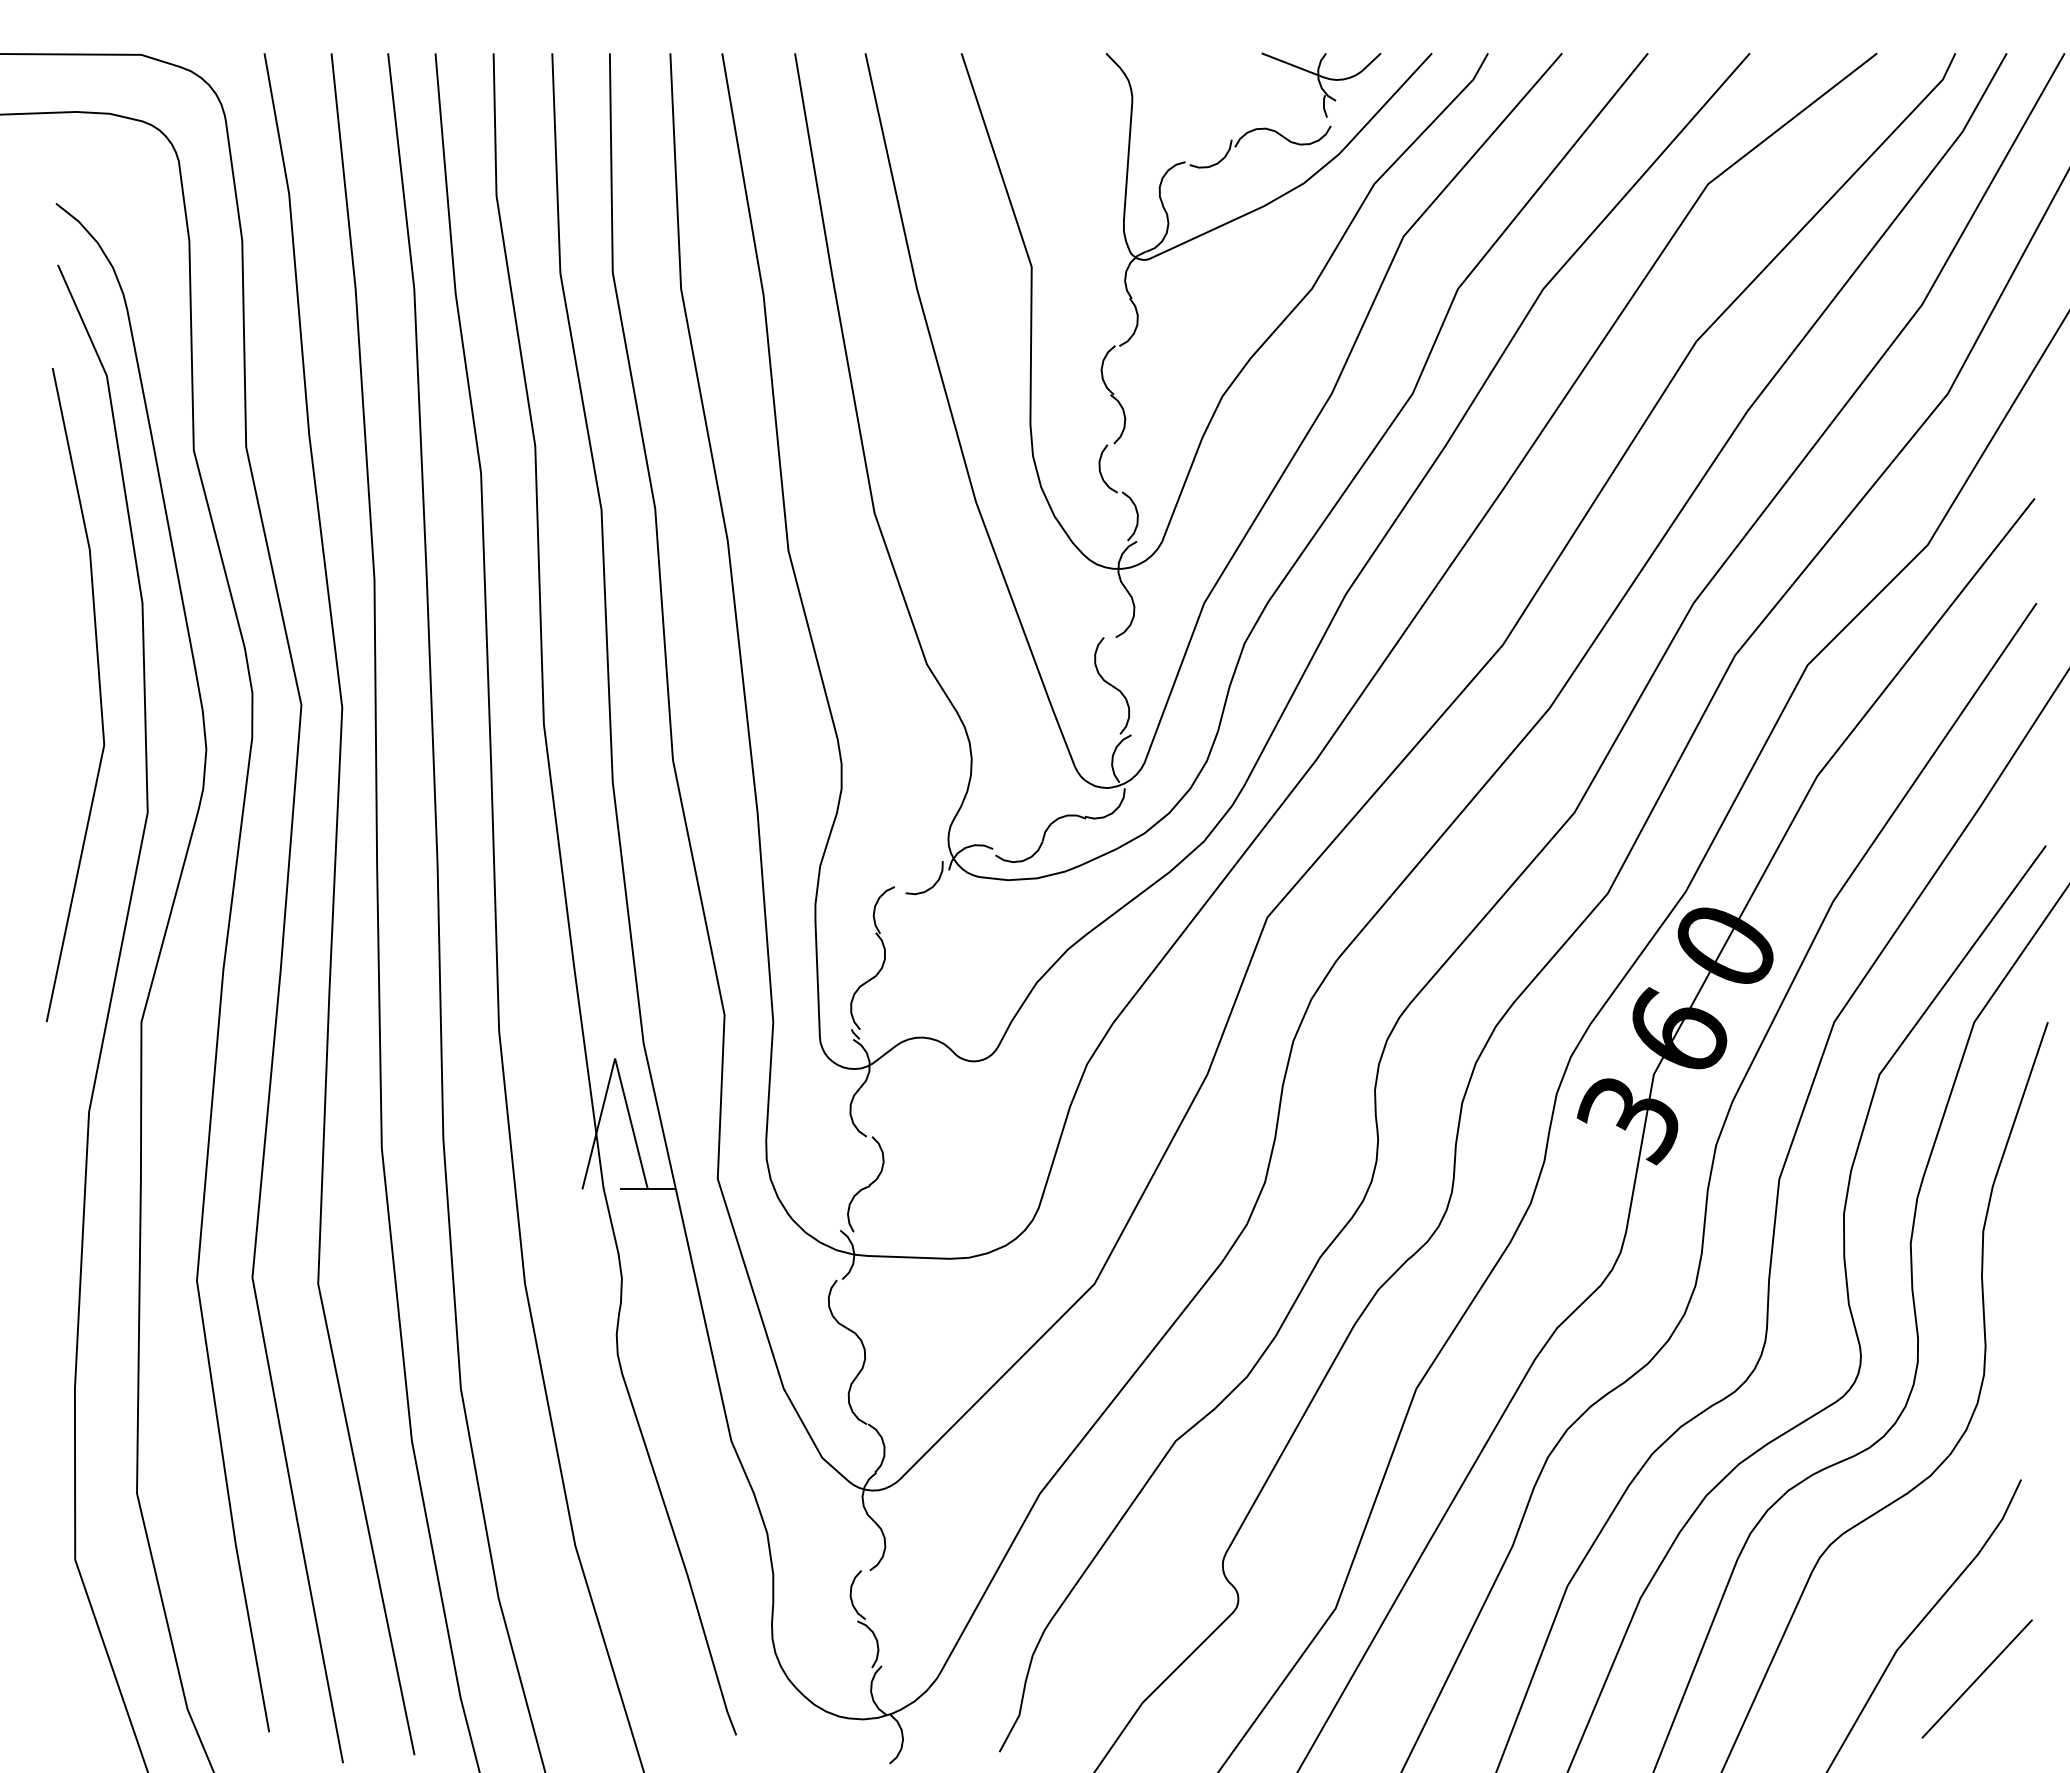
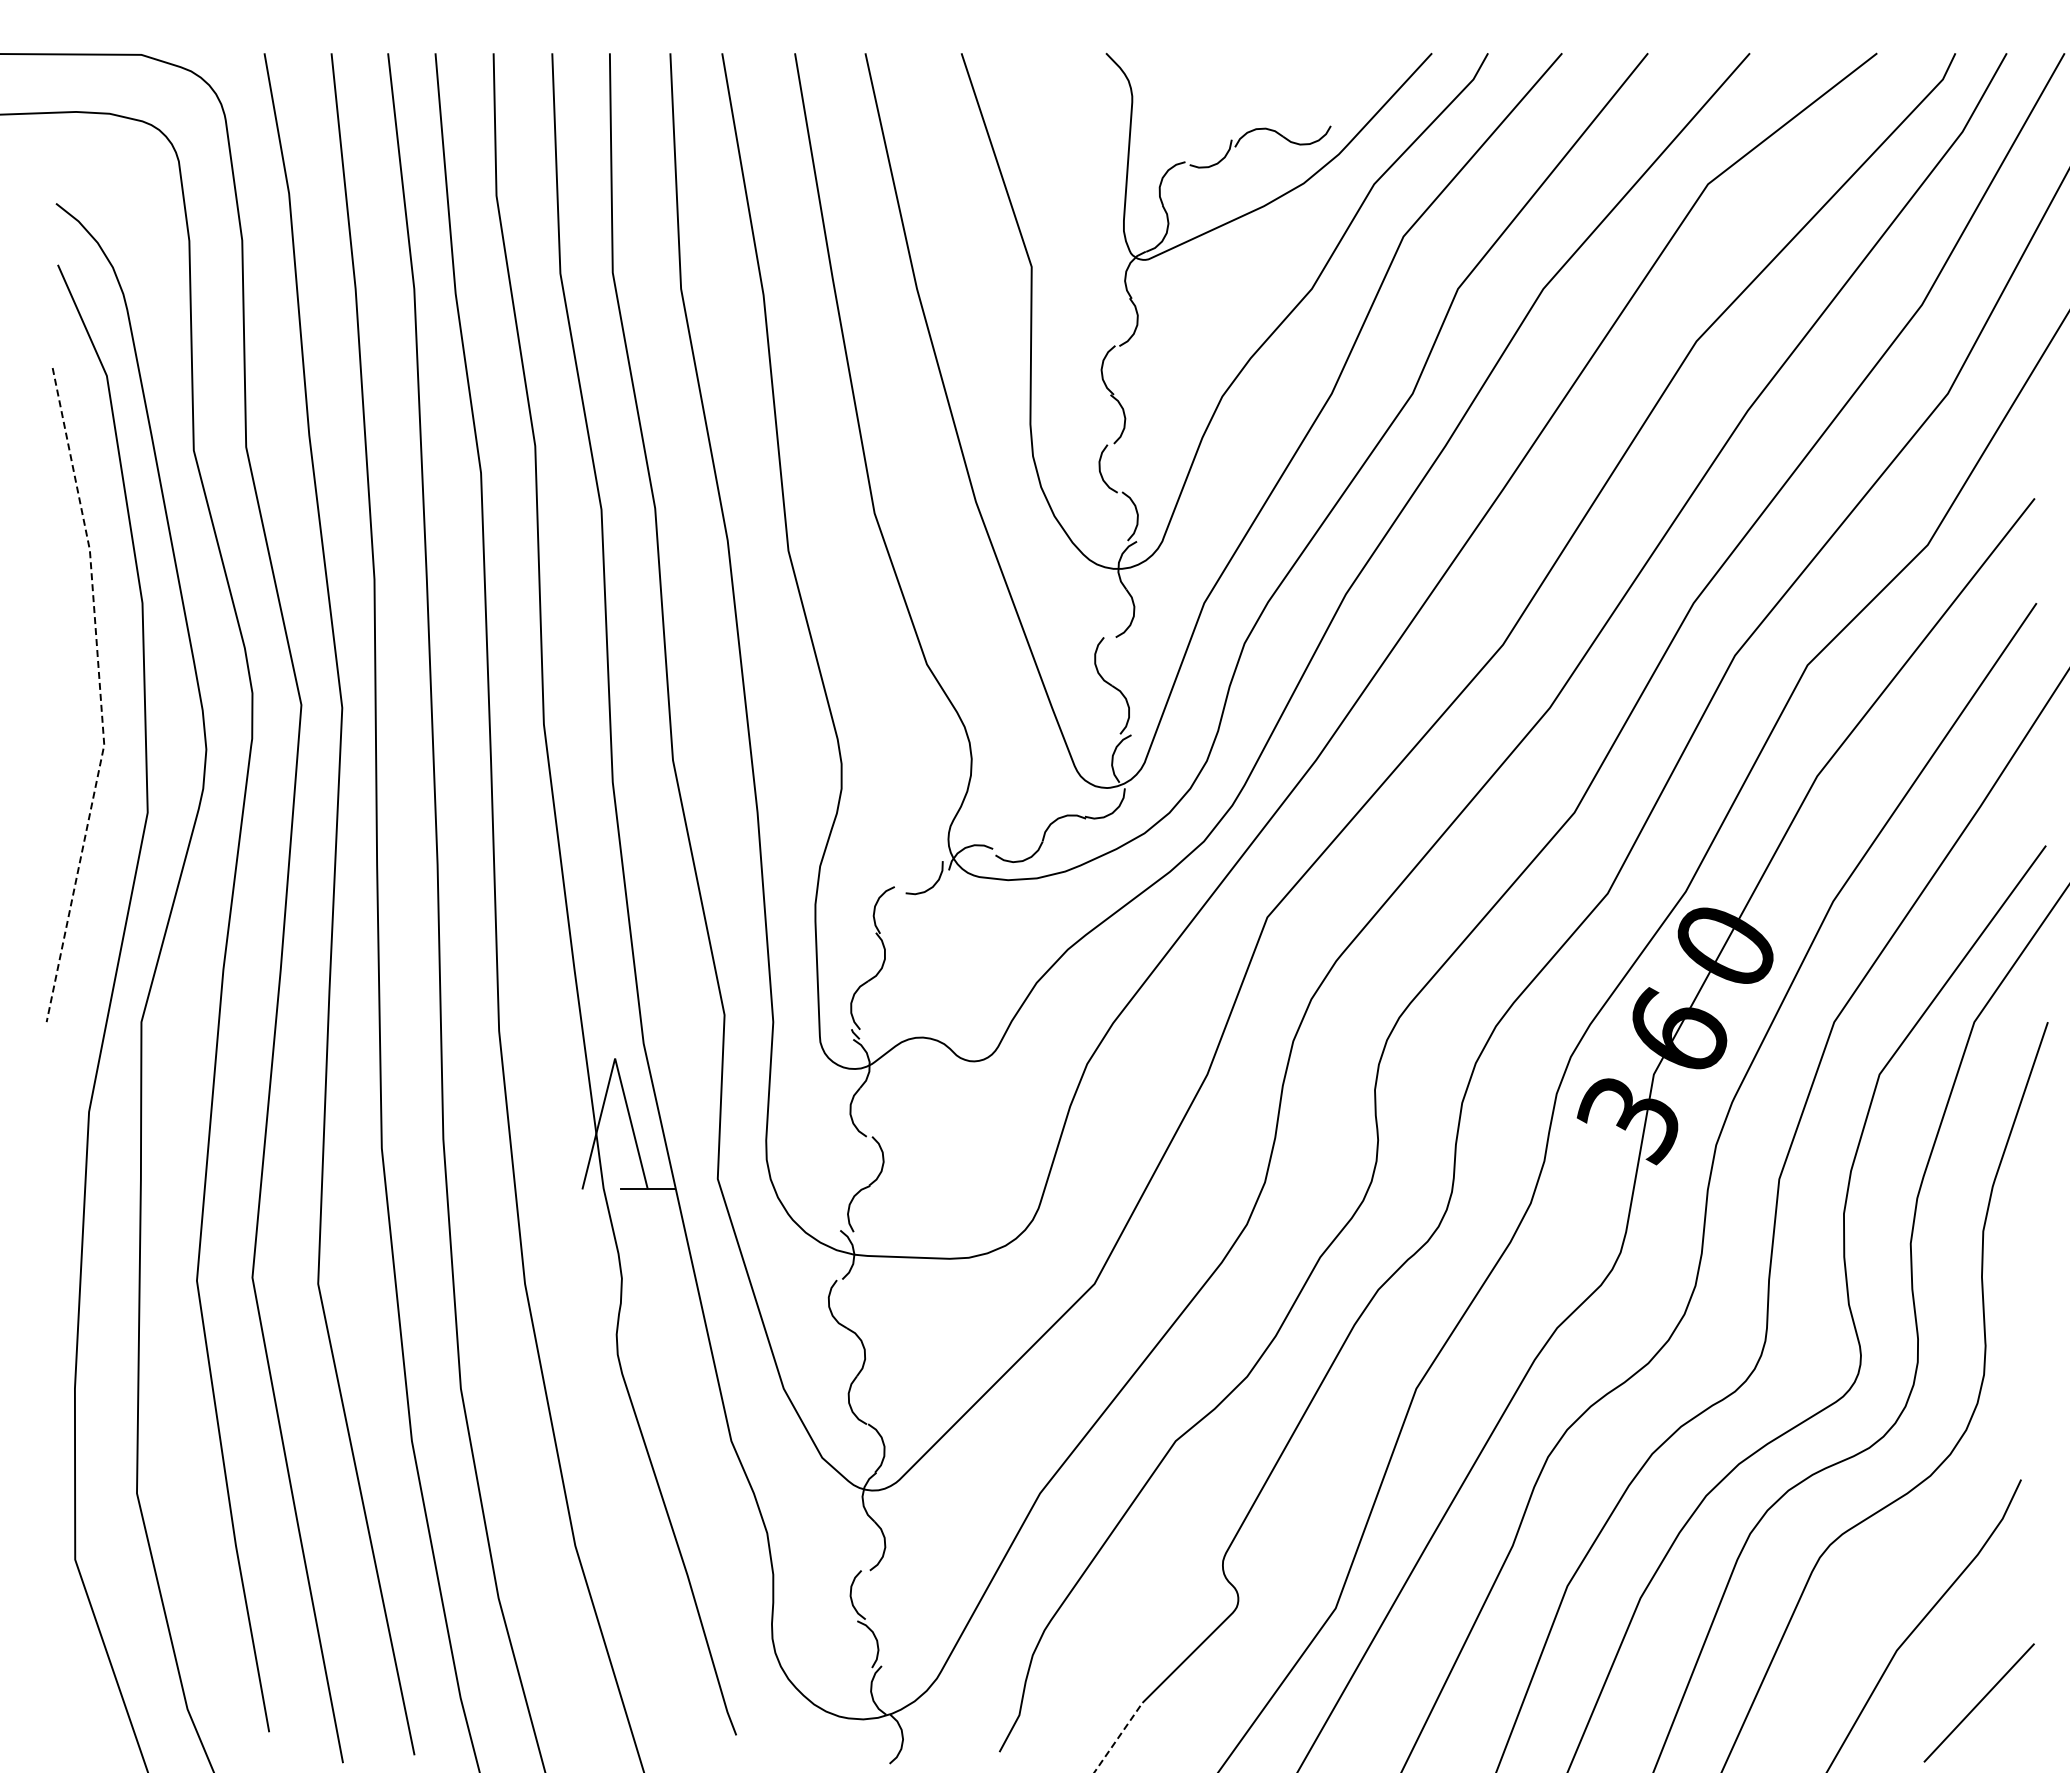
part: present -> none (1321, 84)
line: solid -> dashed (100, 696)
line position: (1976, 1678) -> (1978, 1702) (1978, 1702)
line: solid -> dashed (1118, 1737)
